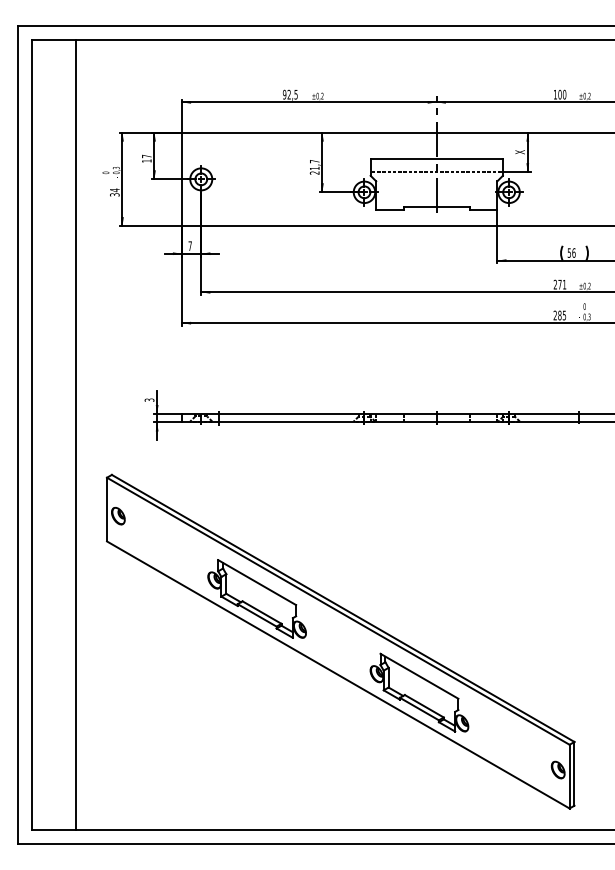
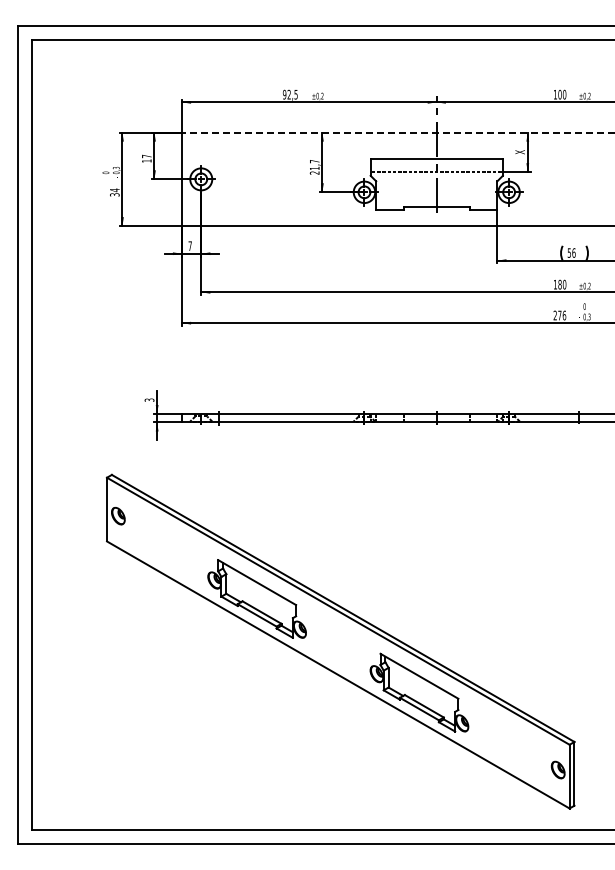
line: solid -> dashed (397, 132)
text: 271 -> 180 (559, 284)
text: 285 -> 276 (562, 315)
line: present -> none (76, 434)
